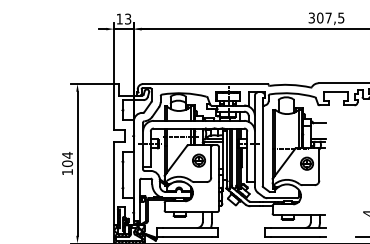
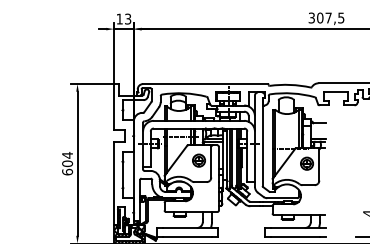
text: 104 -> 604 (67, 171)
